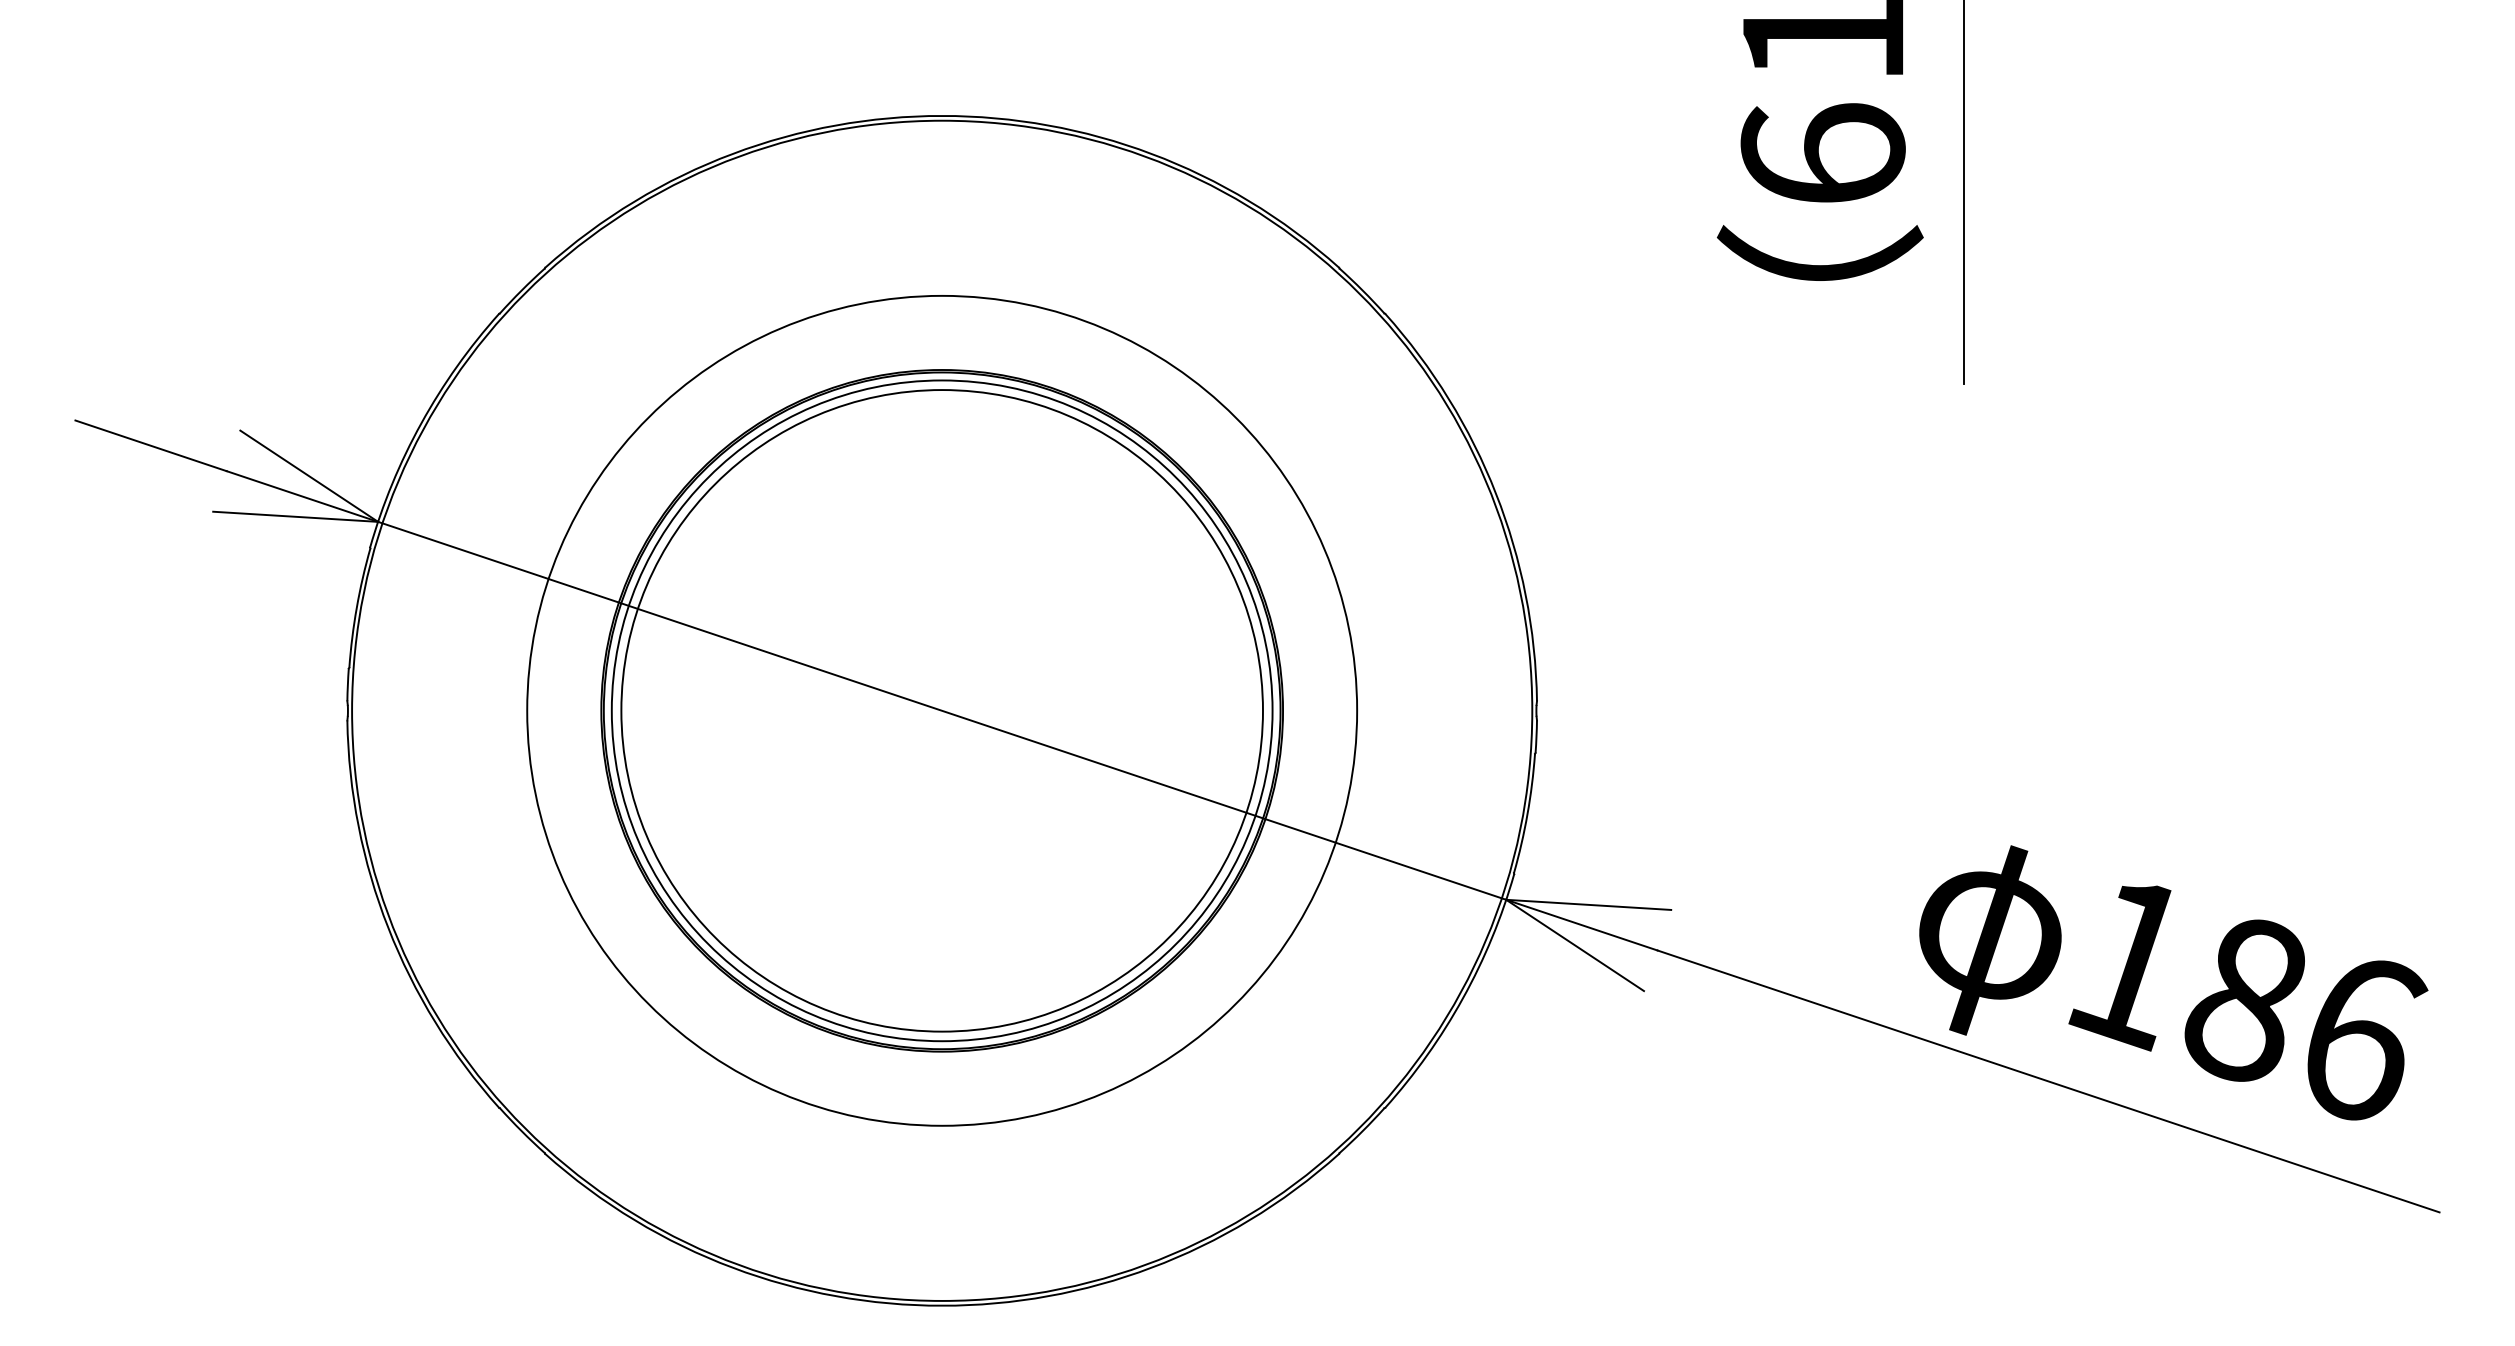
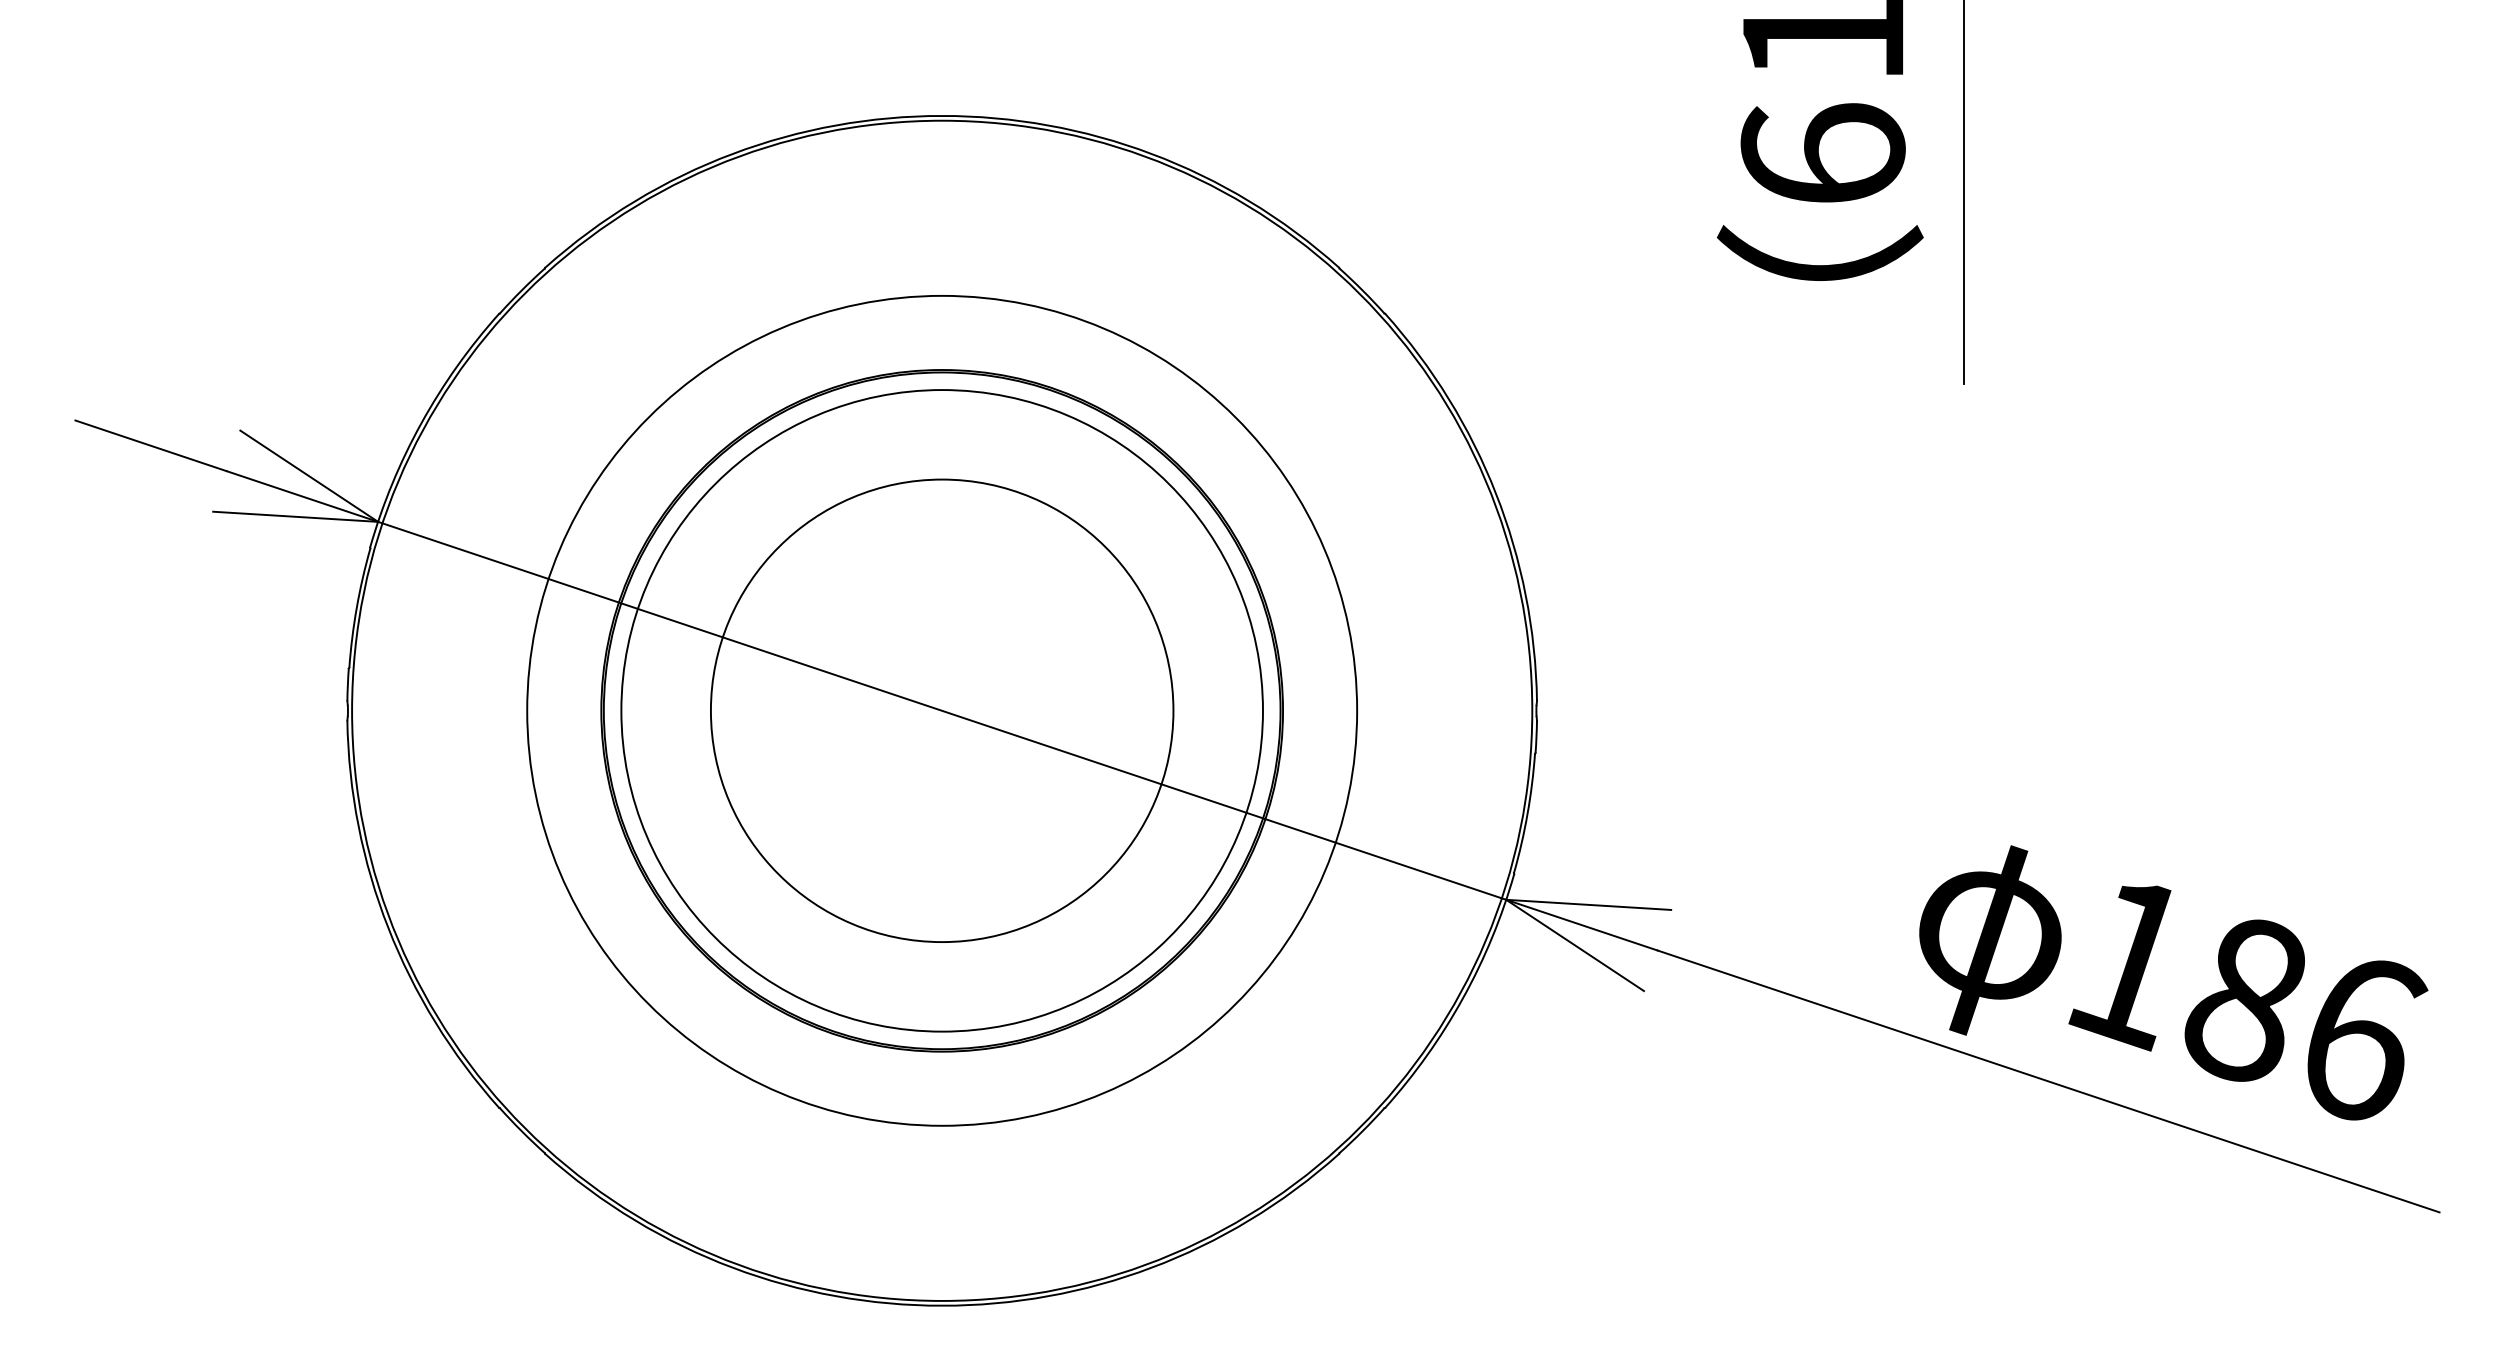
circle diameter: 661 px -> 463 px (941, 710)
